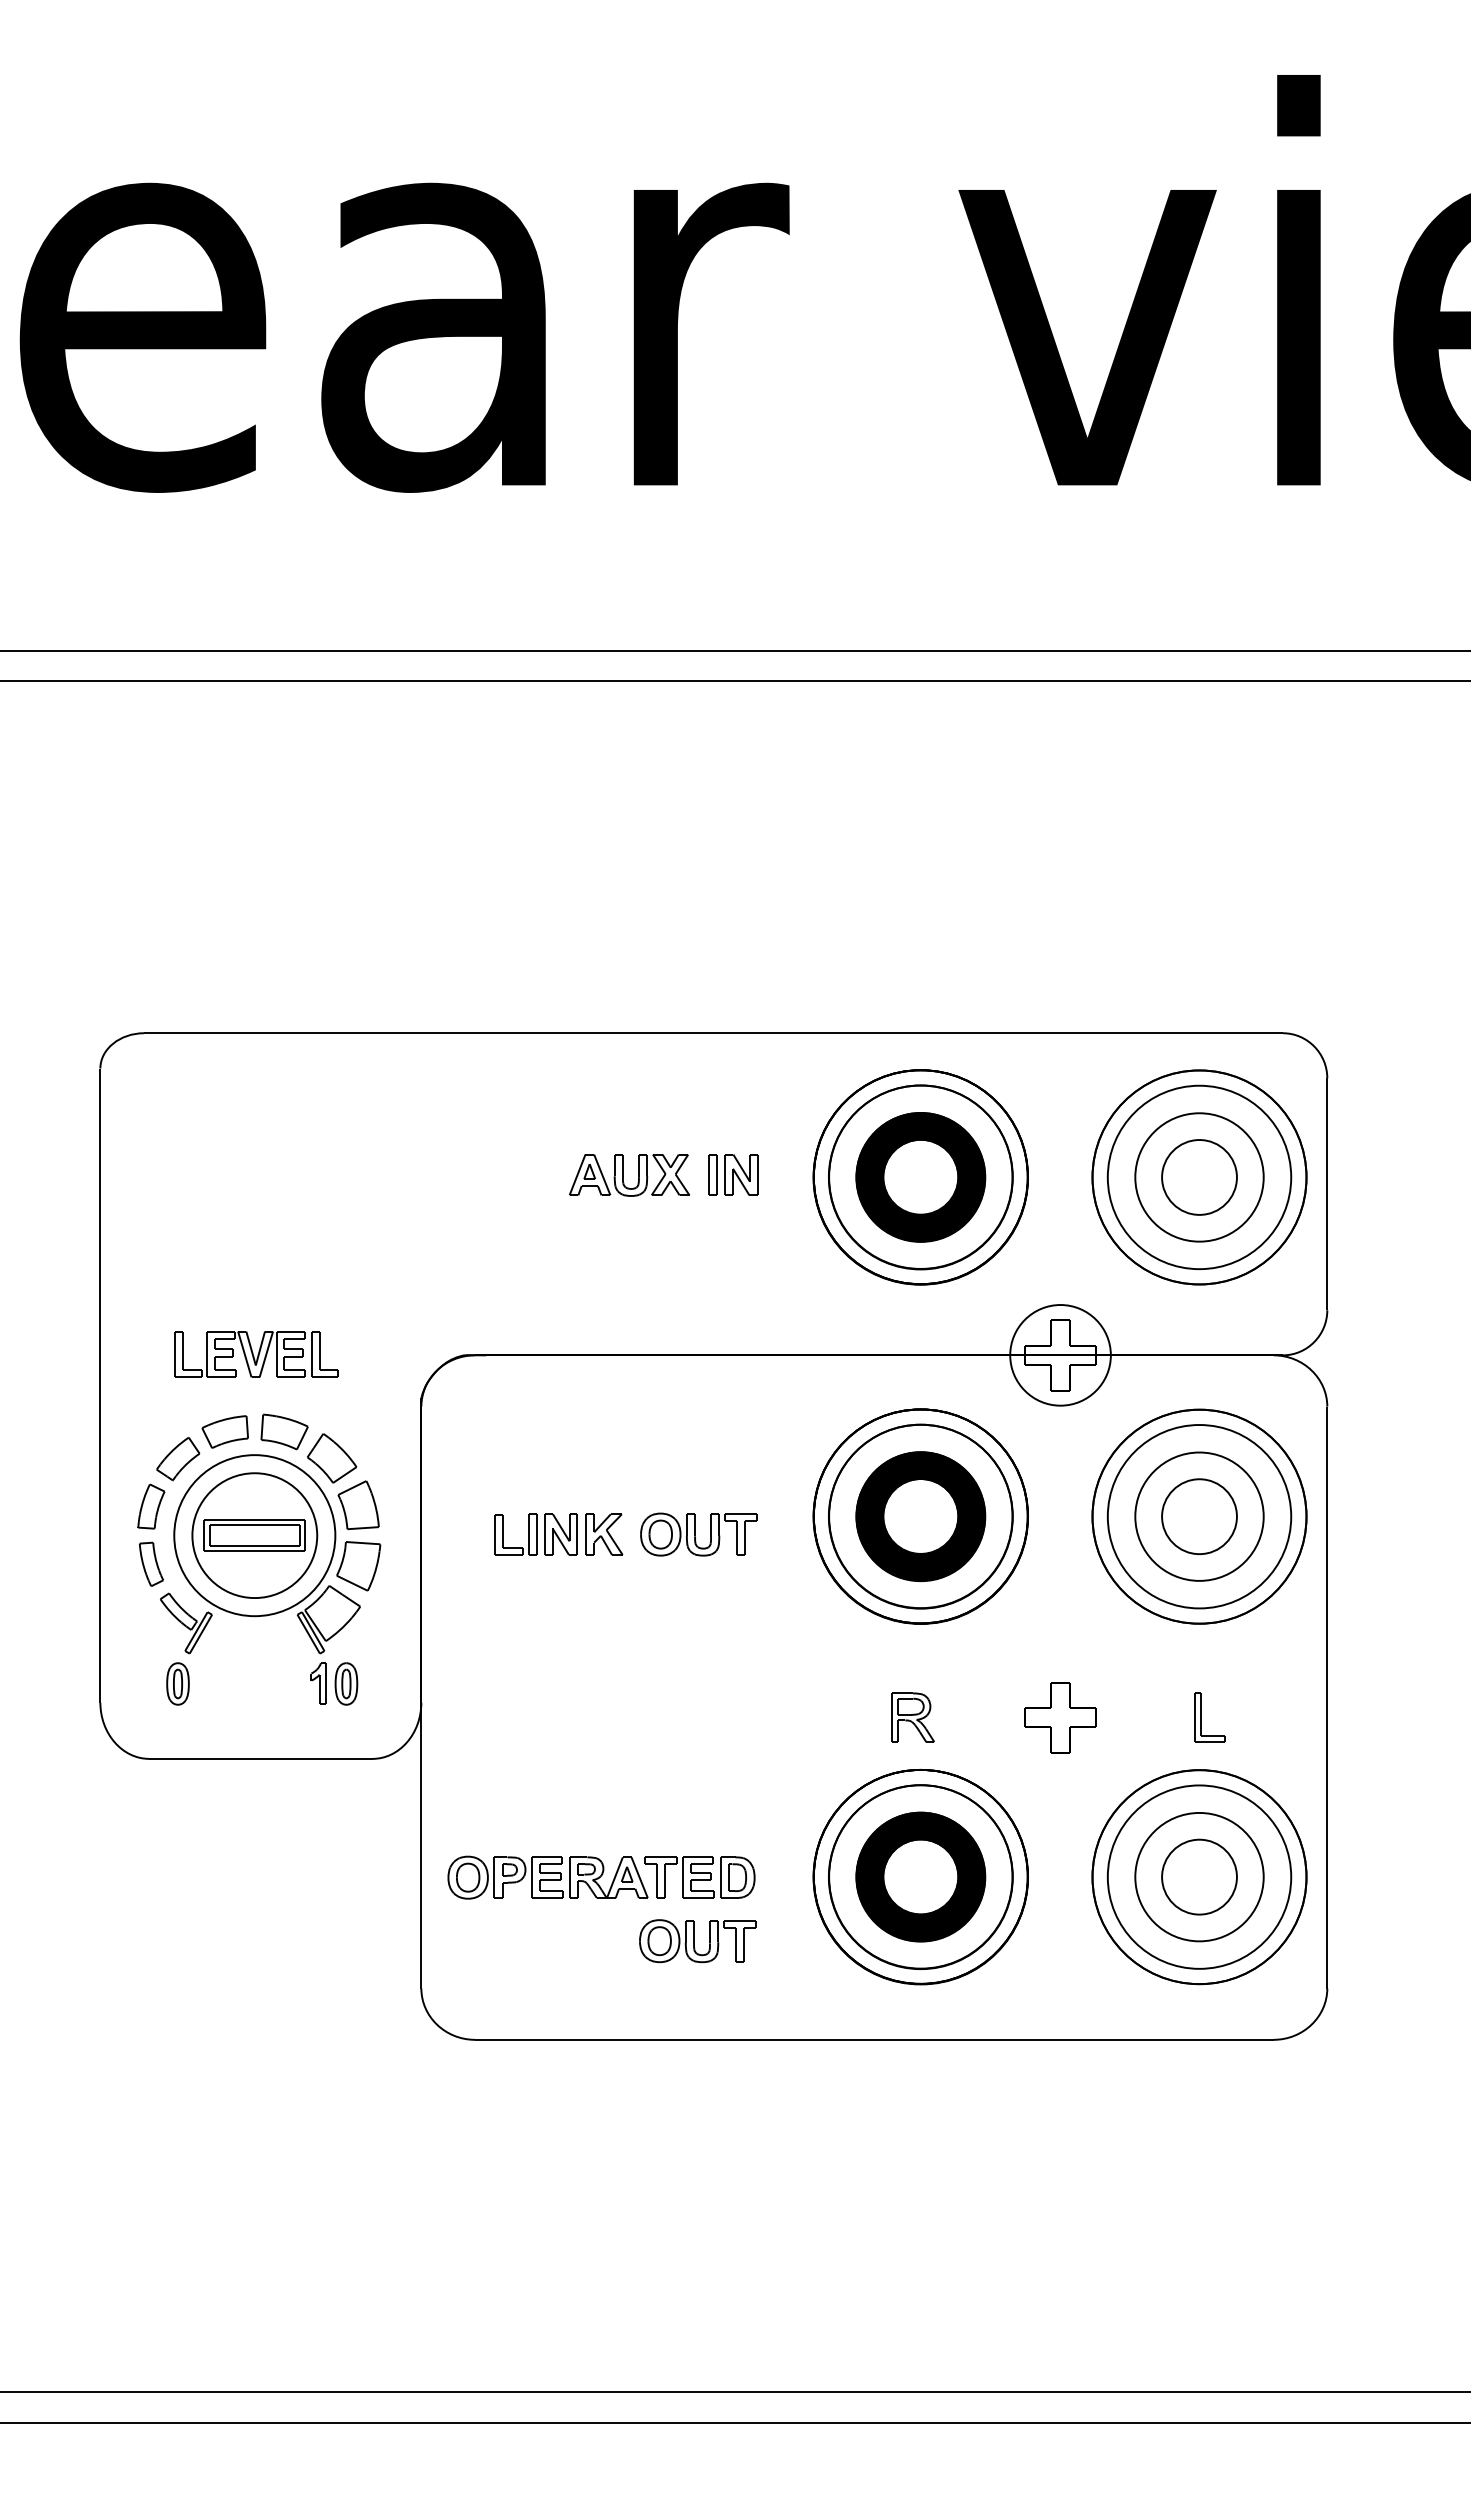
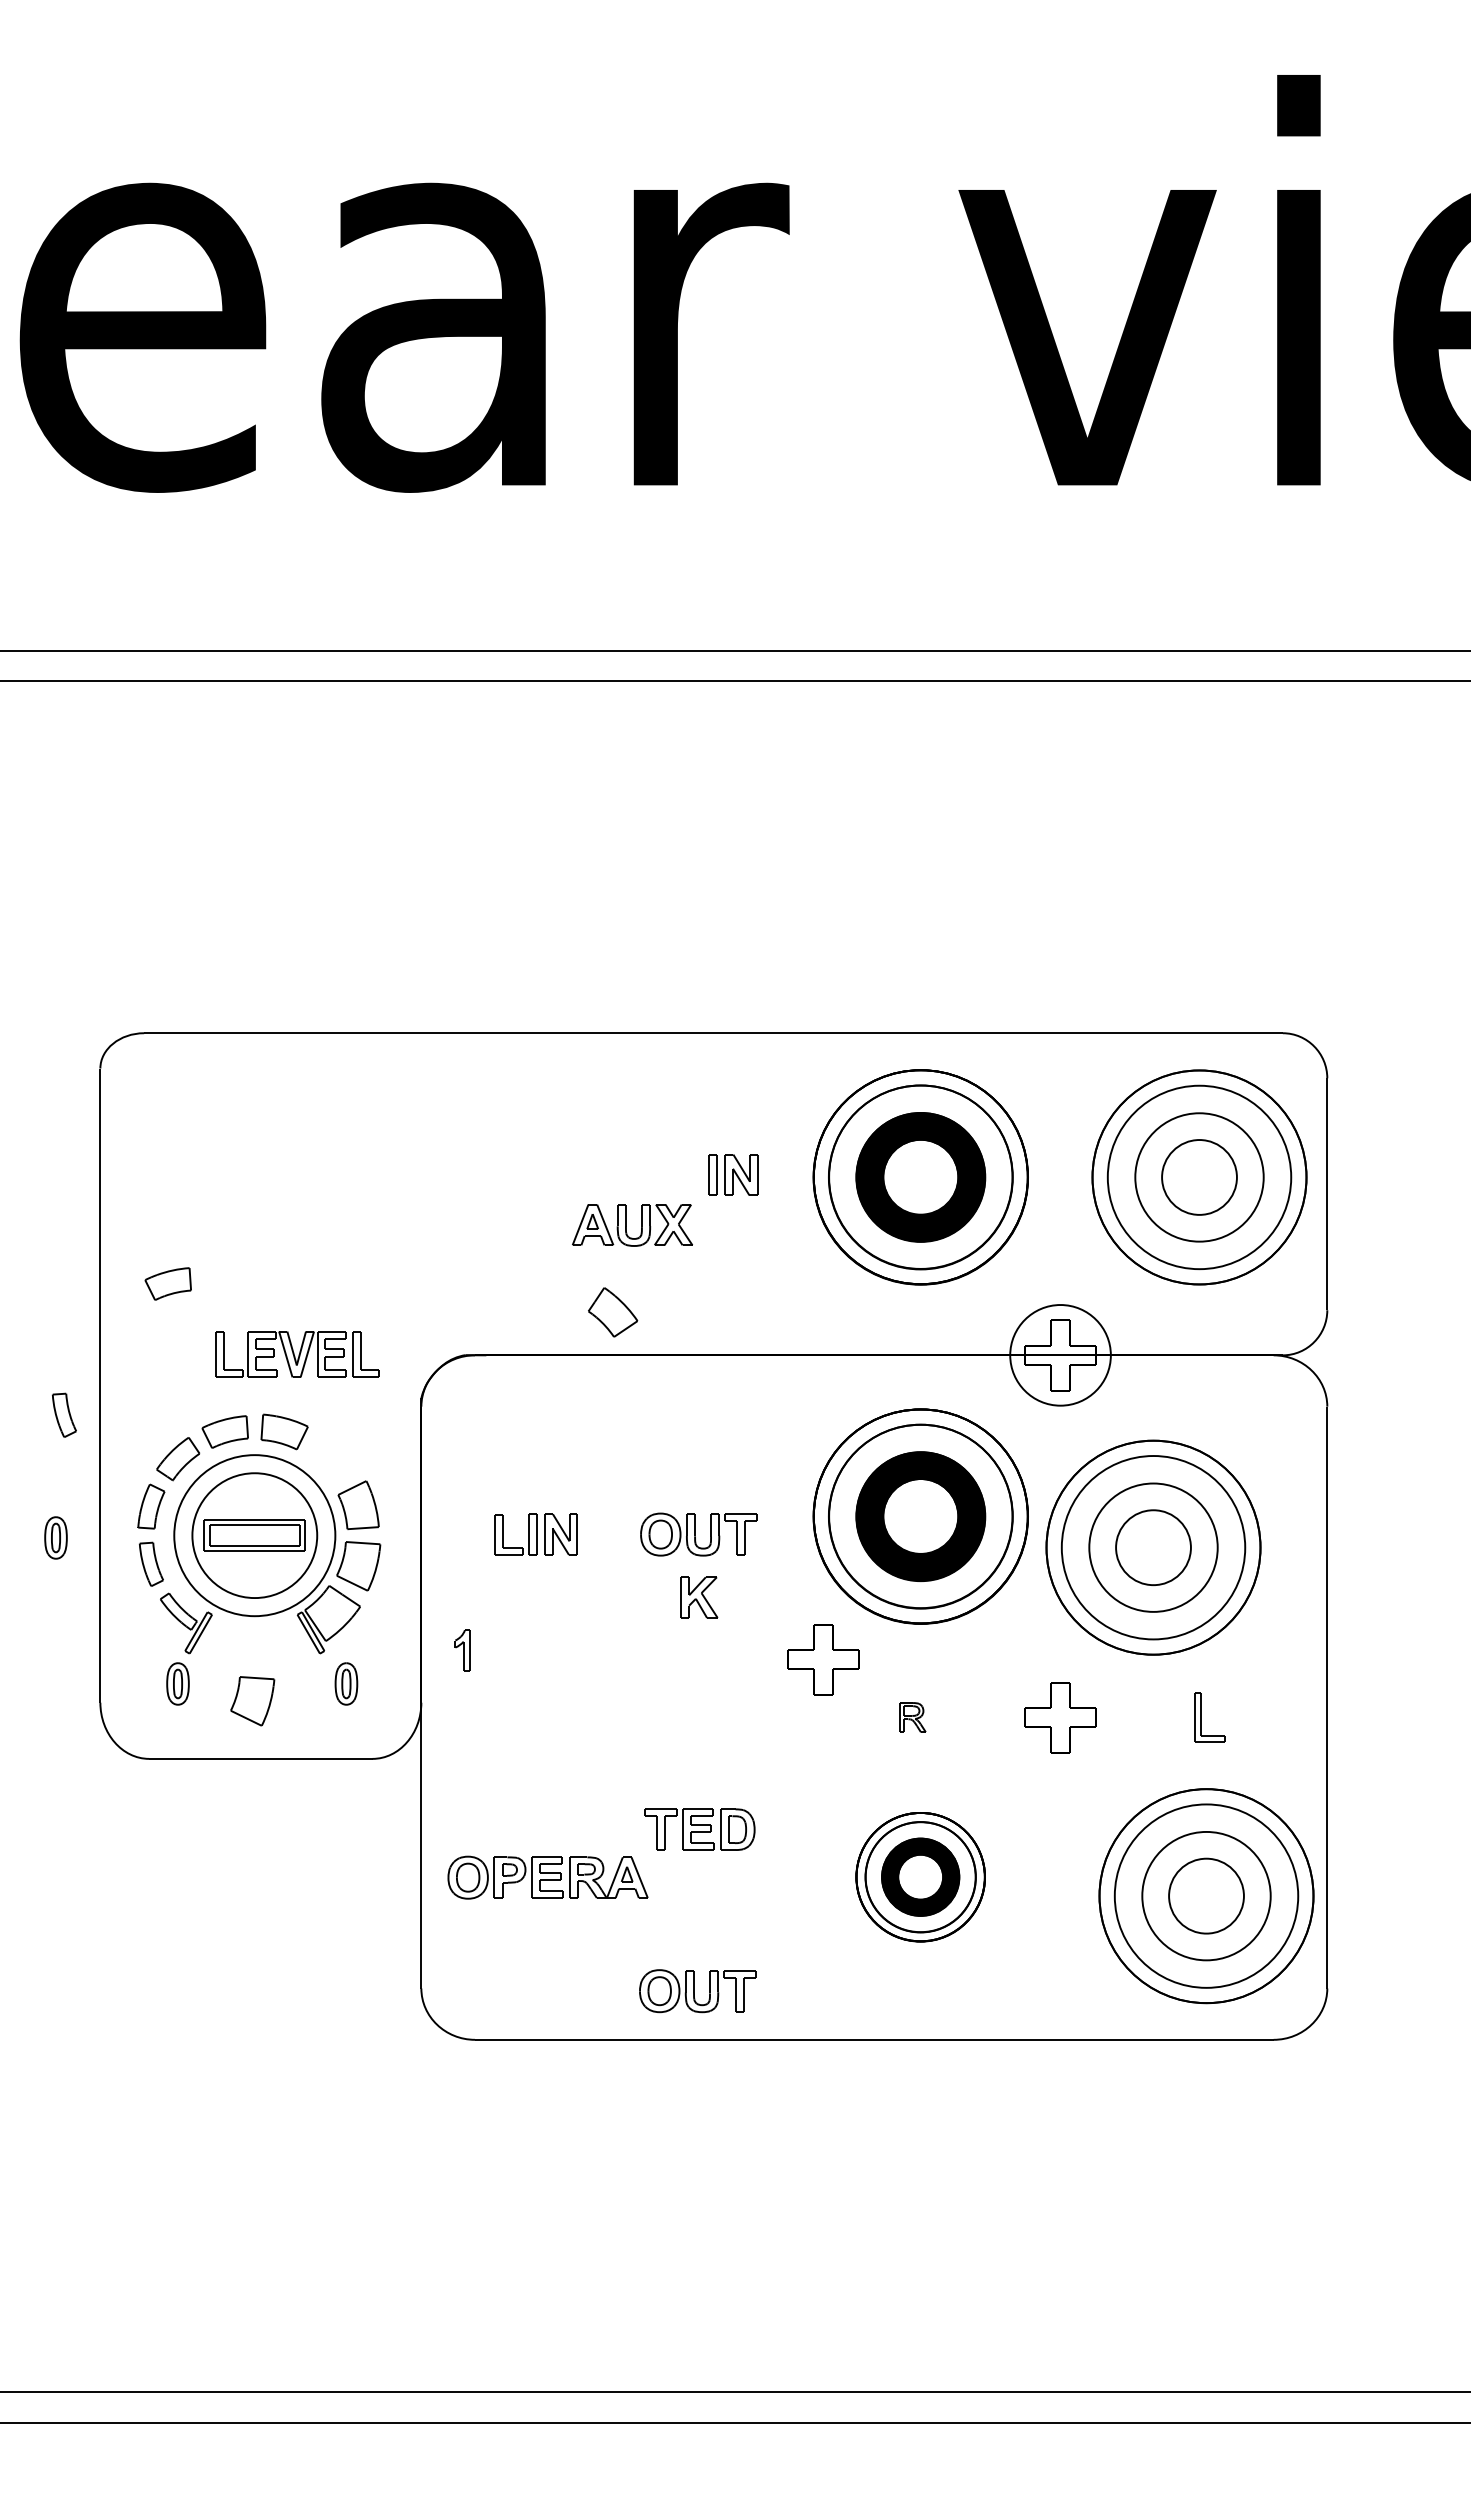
part position: (629, 1175) -> (632, 1225) (632, 1225)
part: none -> present (167, 1283)
part position: (256, 1354) -> (297, 1354) (297, 1354)
part: none -> present (64, 1414)
part position: (332, 1458) -> (613, 1312) (613, 1312)
part position: (1199, 1516) -> (1153, 1547) (1153, 1547)
part position: (604, 1534) -> (699, 1597) (699, 1597)
part: none -> present (55, 1537)
part: none -> present (823, 1659)
part position: (318, 1683) -> (462, 1650) (462, 1650)
part: none -> present (252, 1701)
part size: 44x51 px -> 28x31 px (912, 1717)
part position: (699, 1877) -> (699, 1829) (699, 1829)
part size: 217x217 px -> 131x131 px (920, 1877)
part position: (1199, 1877) -> (1206, 1896) (1206, 1896)
part position: (697, 1941) -> (697, 1991) (697, 1991)
